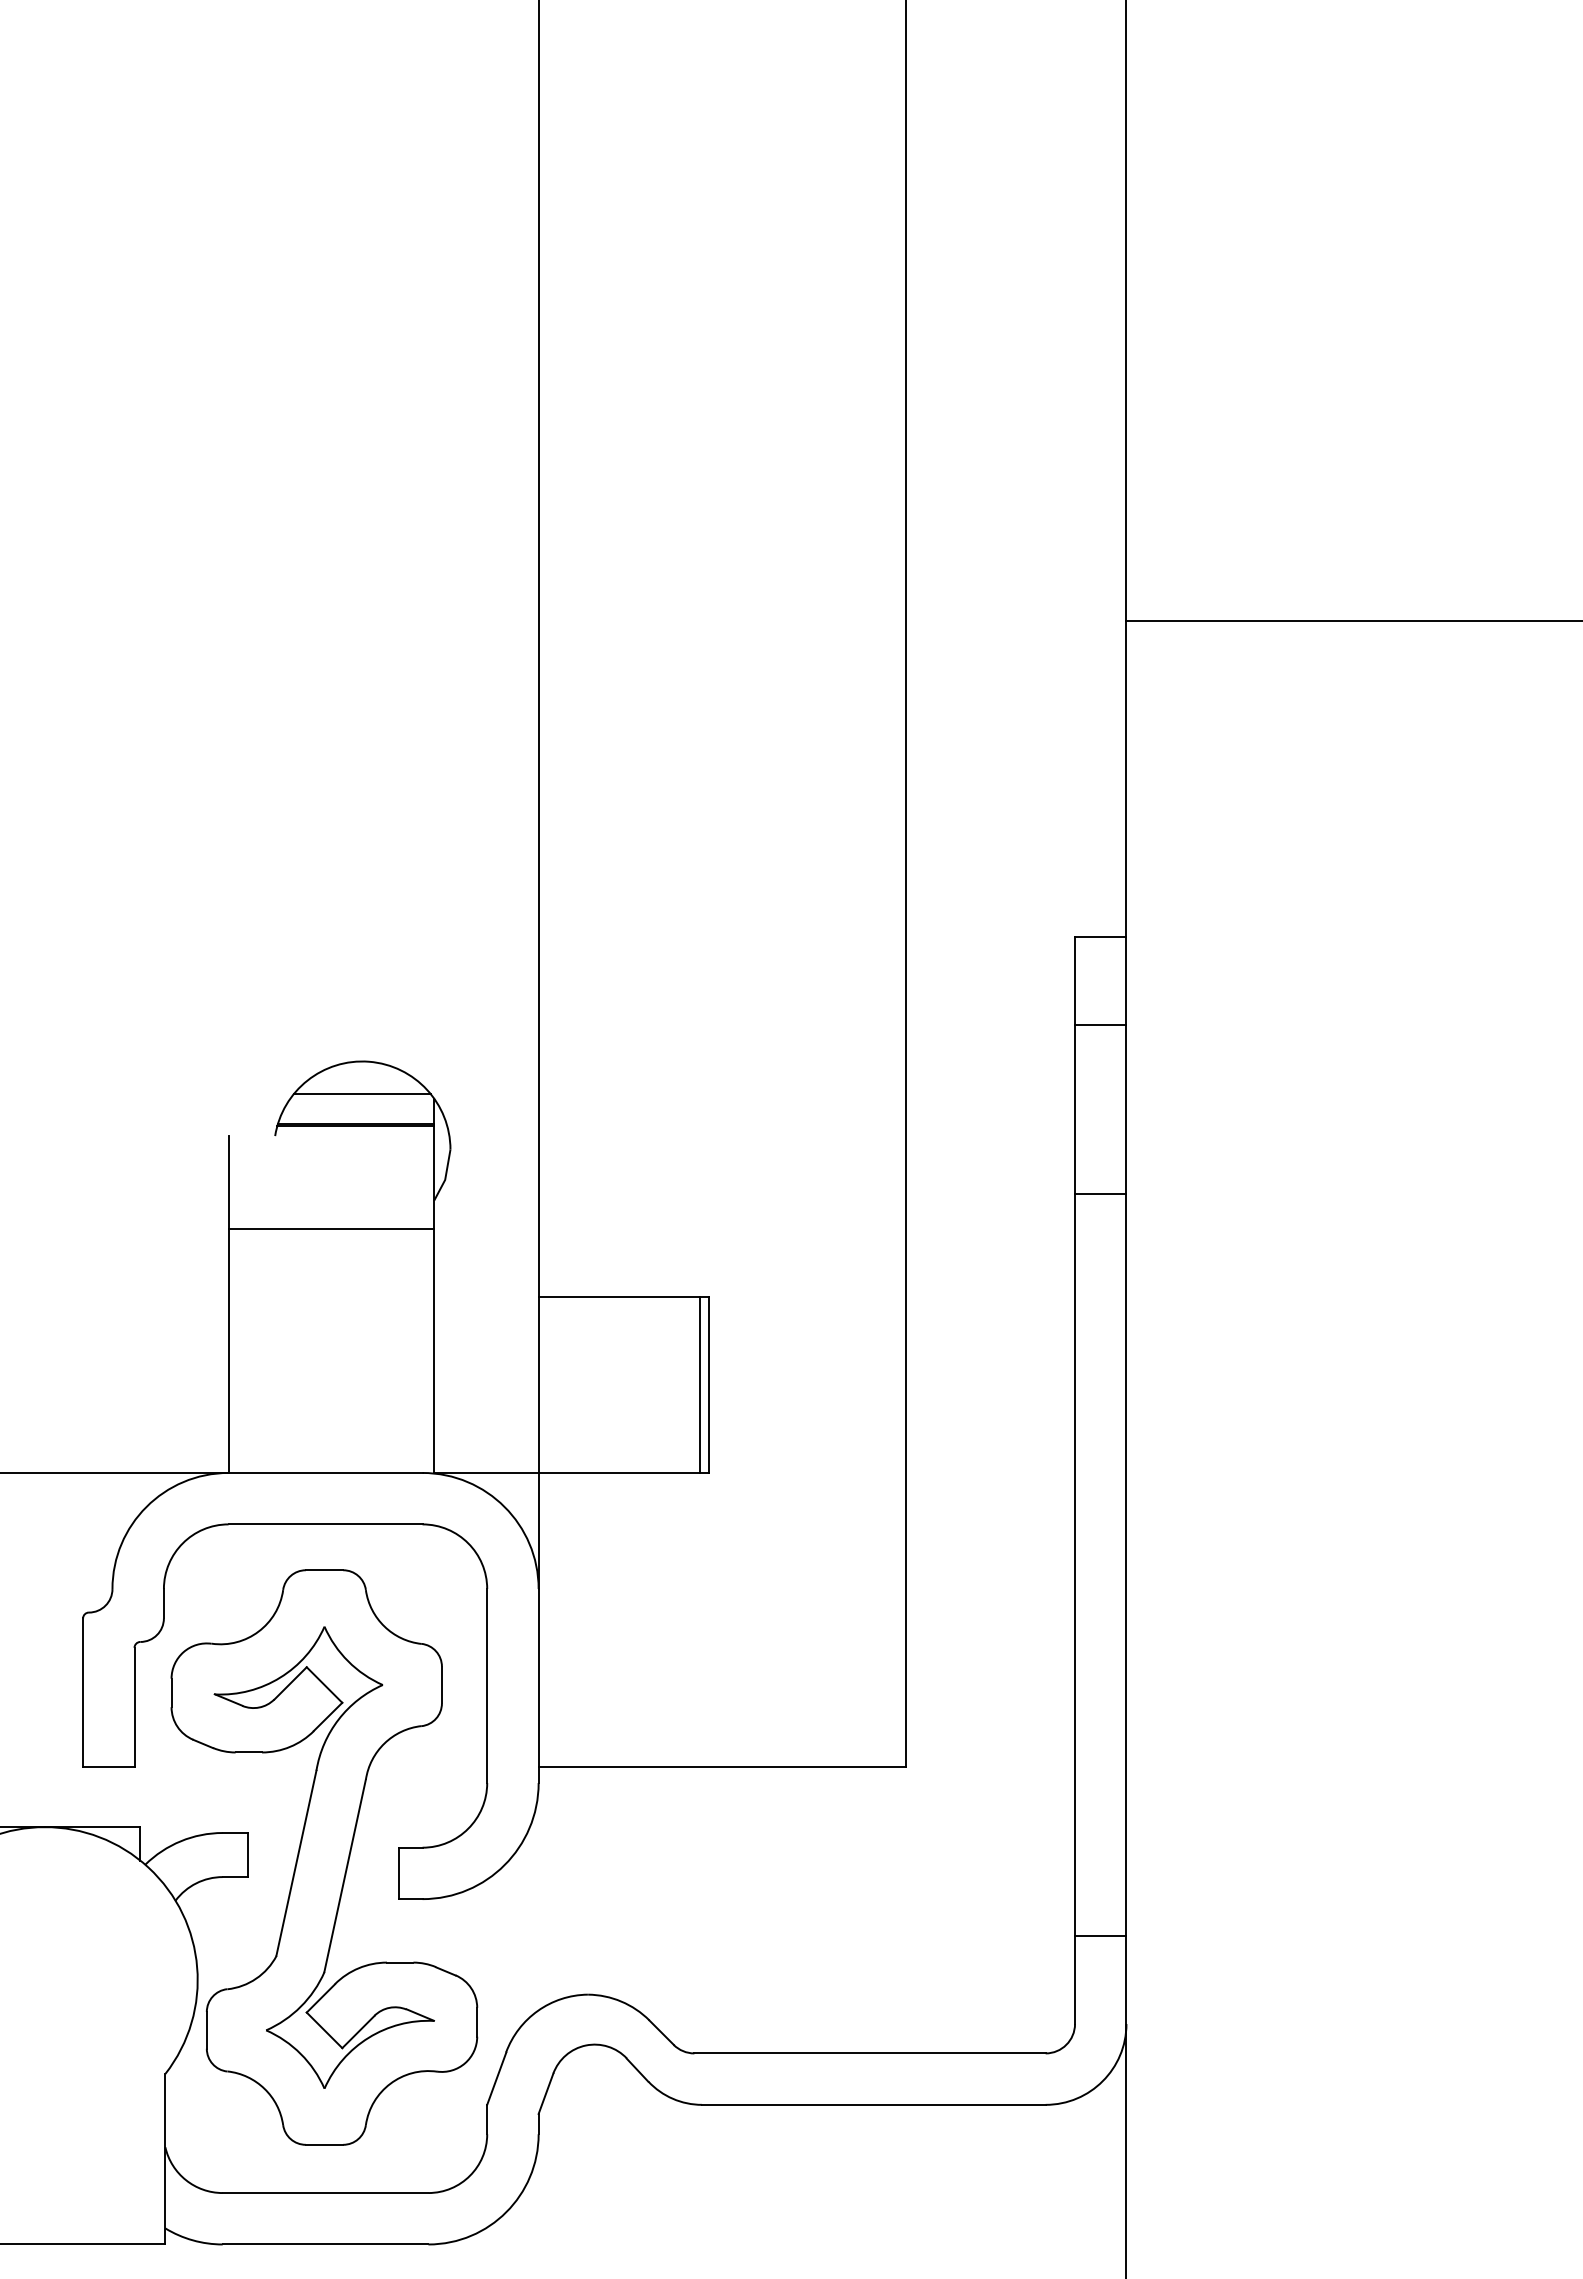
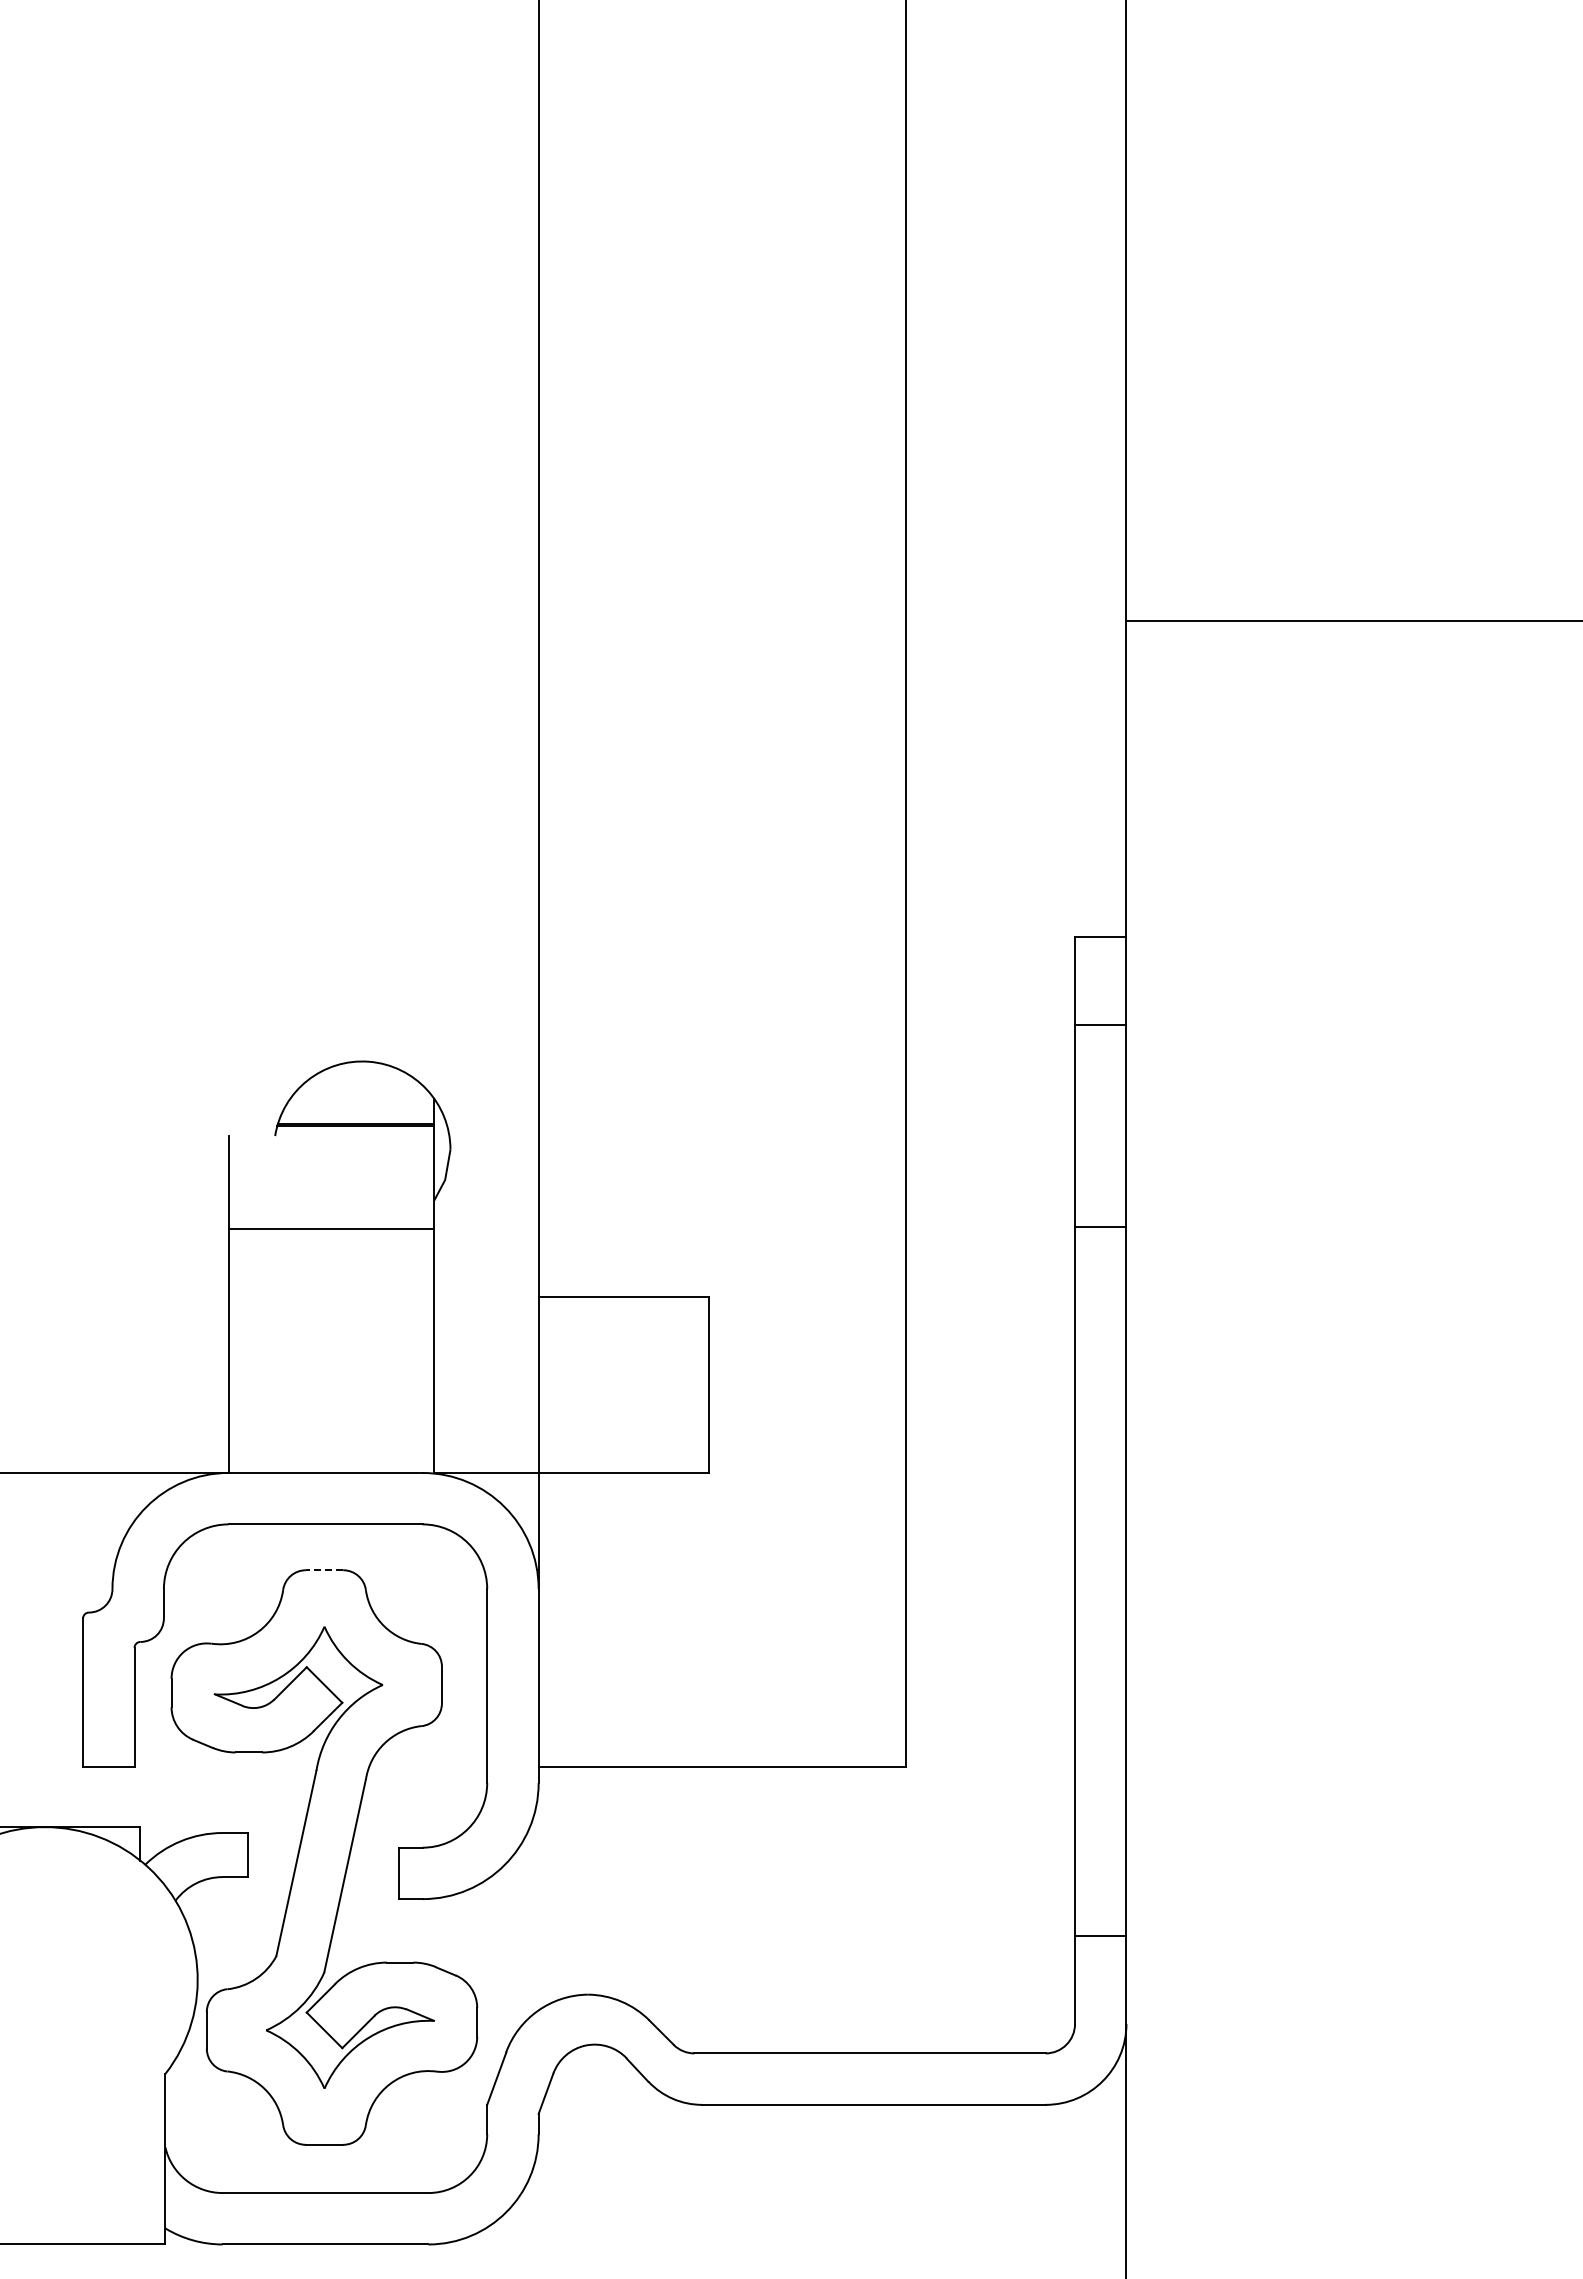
line: present -> none (361, 1094)
line position: (1100, 1193) -> (1100, 1226) (1100, 1226)
line: present -> none (700, 1384)
line: solid -> dashed (324, 1570)
